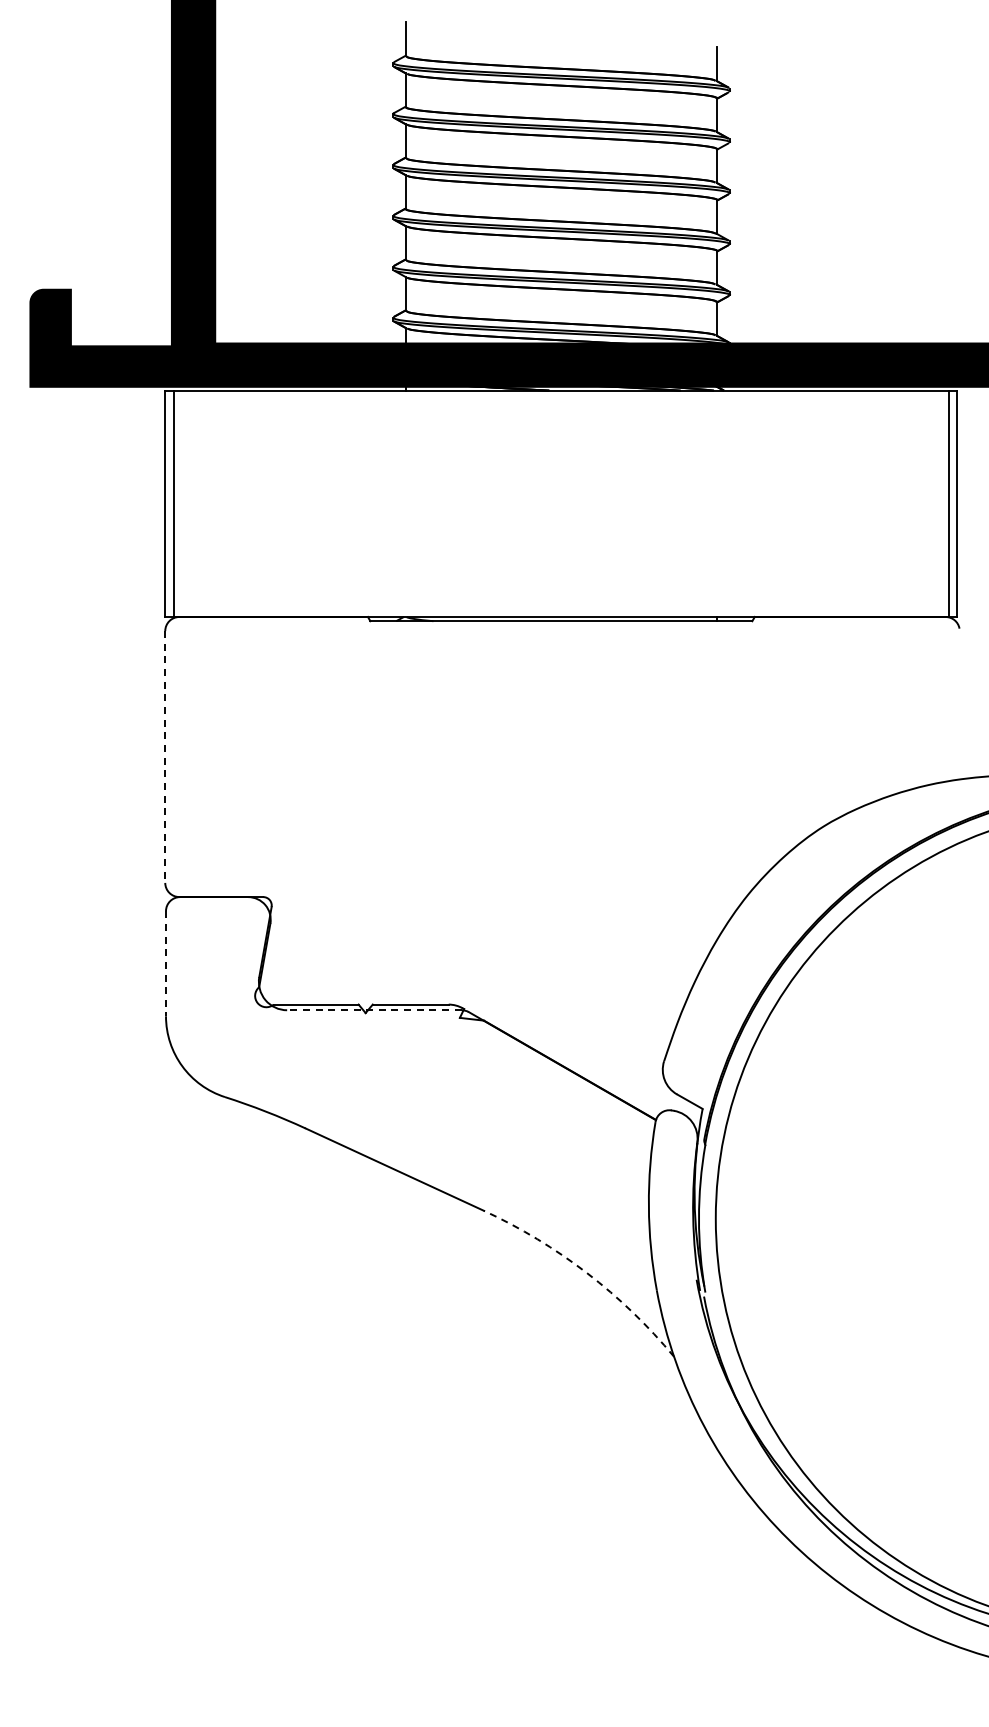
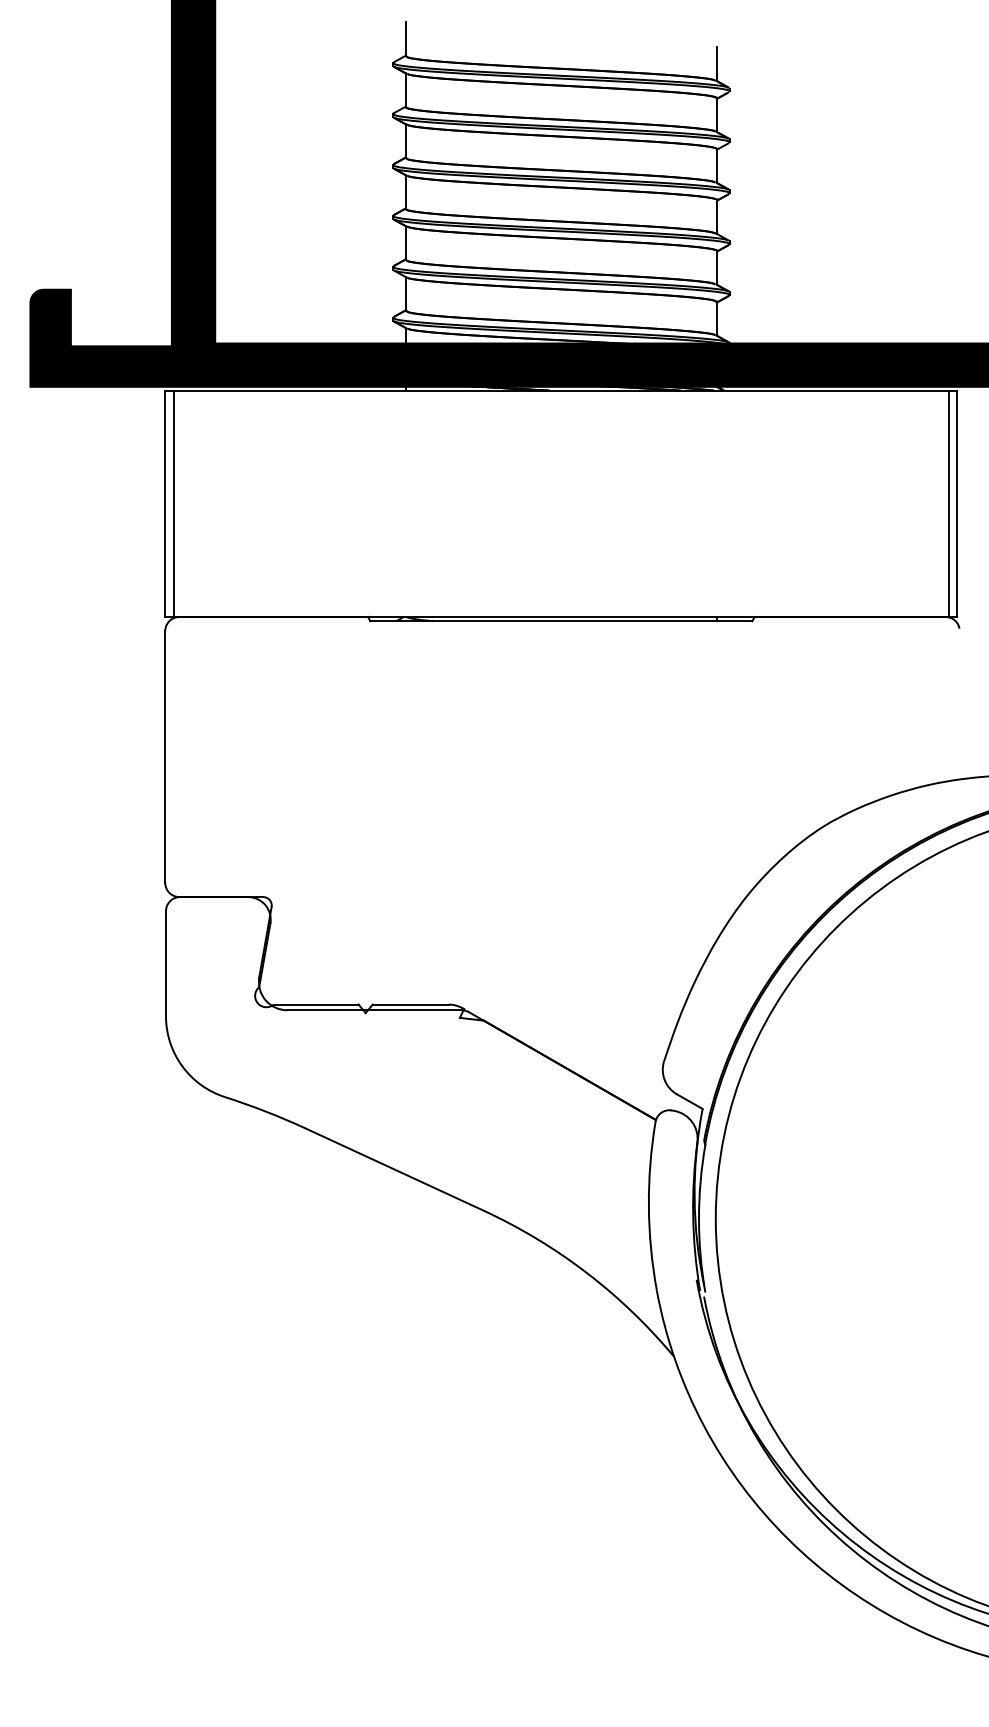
line: dashed -> solid (165, 757)
line: dashed -> solid (166, 963)
line: dashed -> solid (373, 1010)
arc: dashed -> solid (587, 1273)
